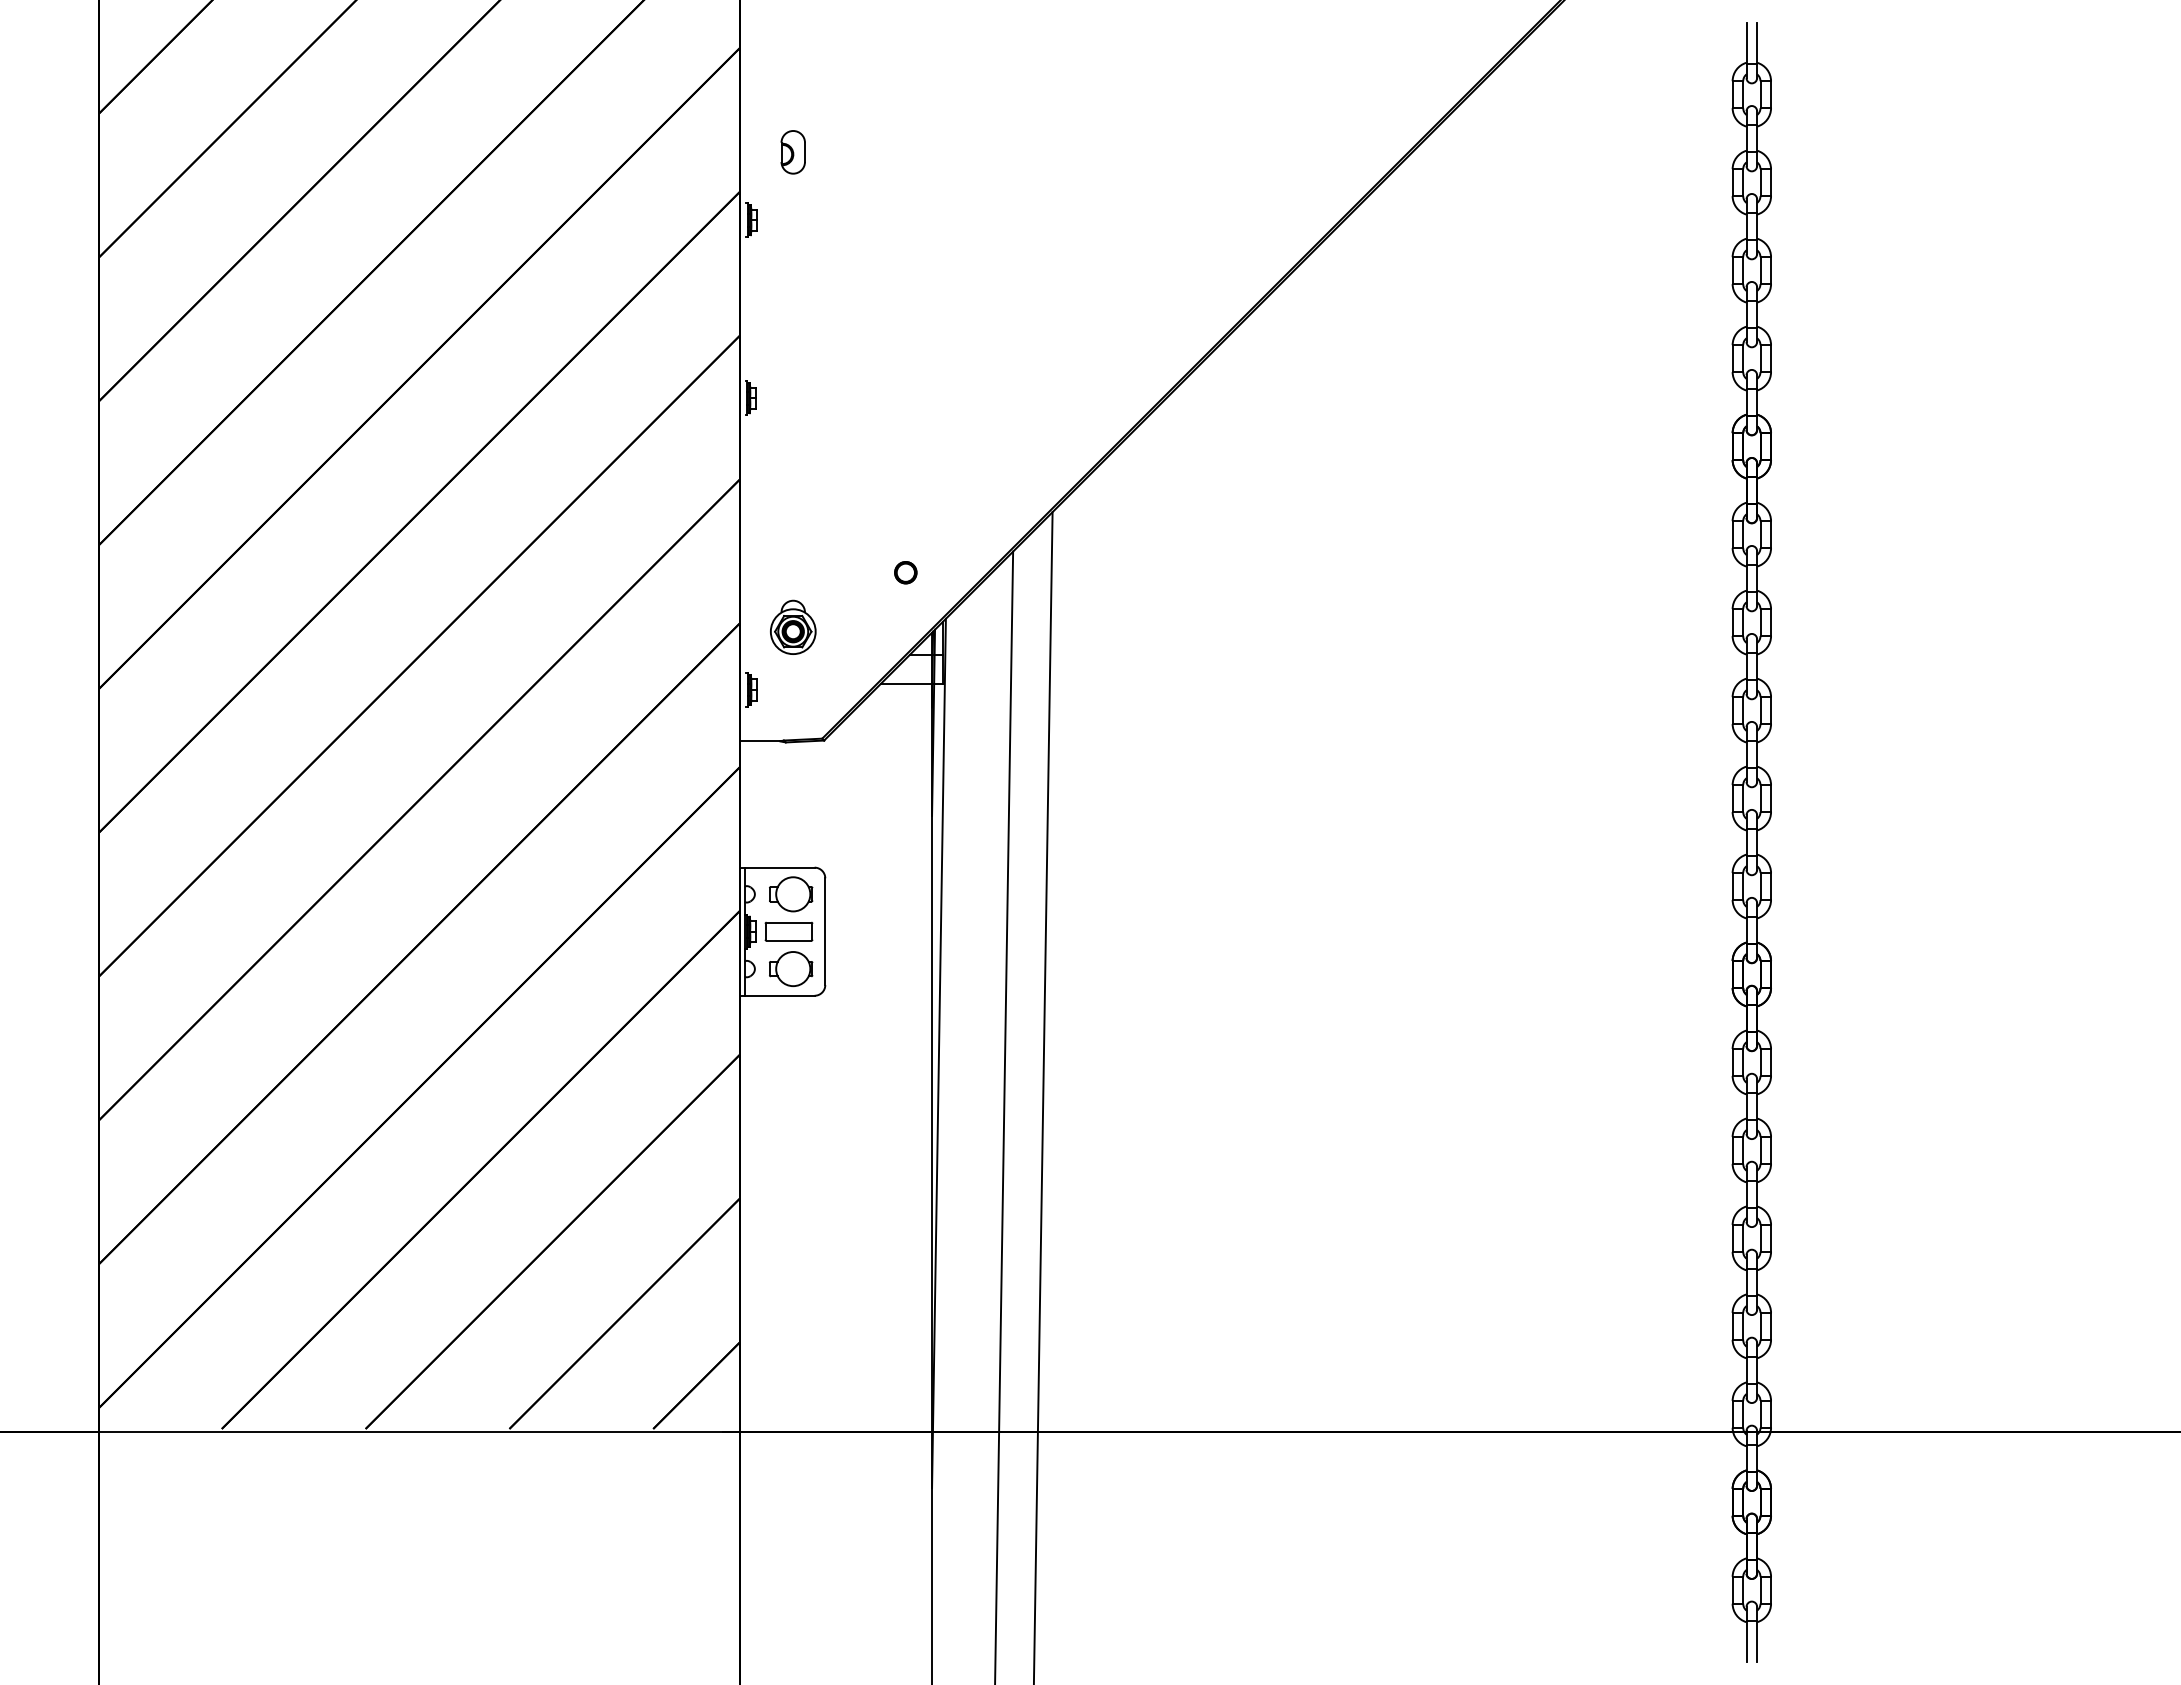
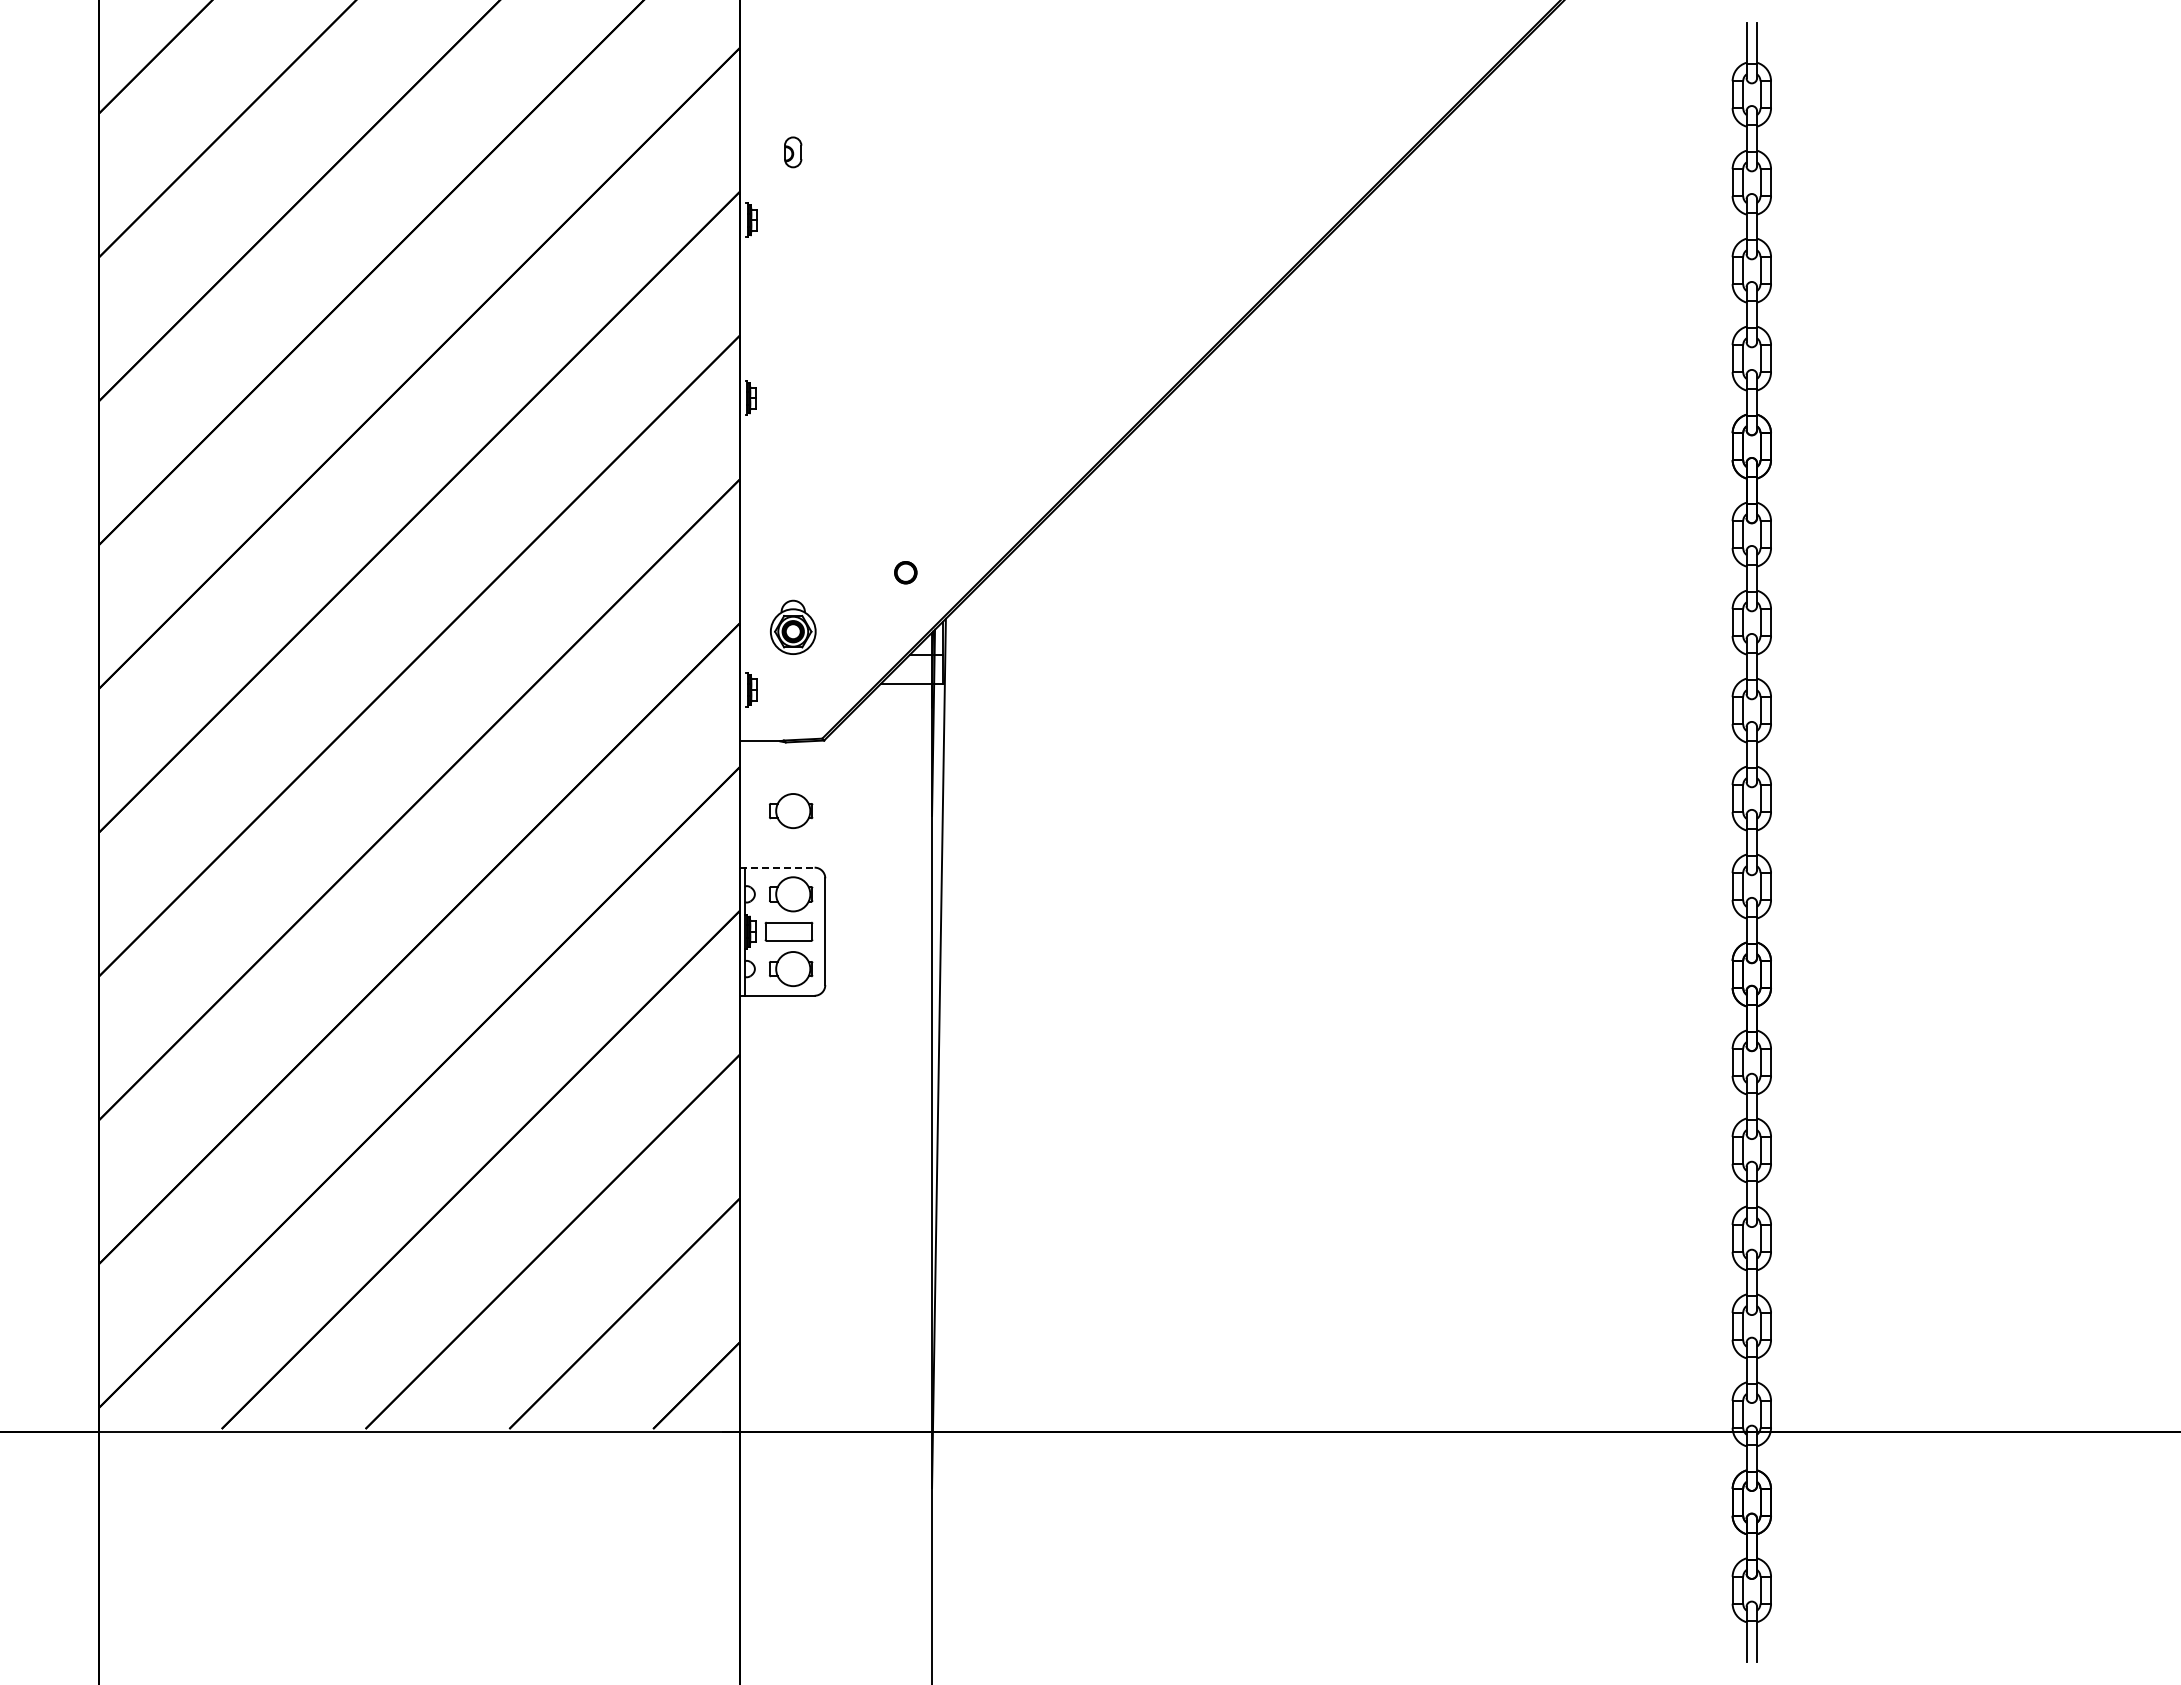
part size: 26x45 px -> 19x33 px (793, 152)
part: none -> present (791, 810)
line: solid -> dashed (777, 867)
line: present -> none (1042, 1096)
line: present -> none (1004, 1116)
